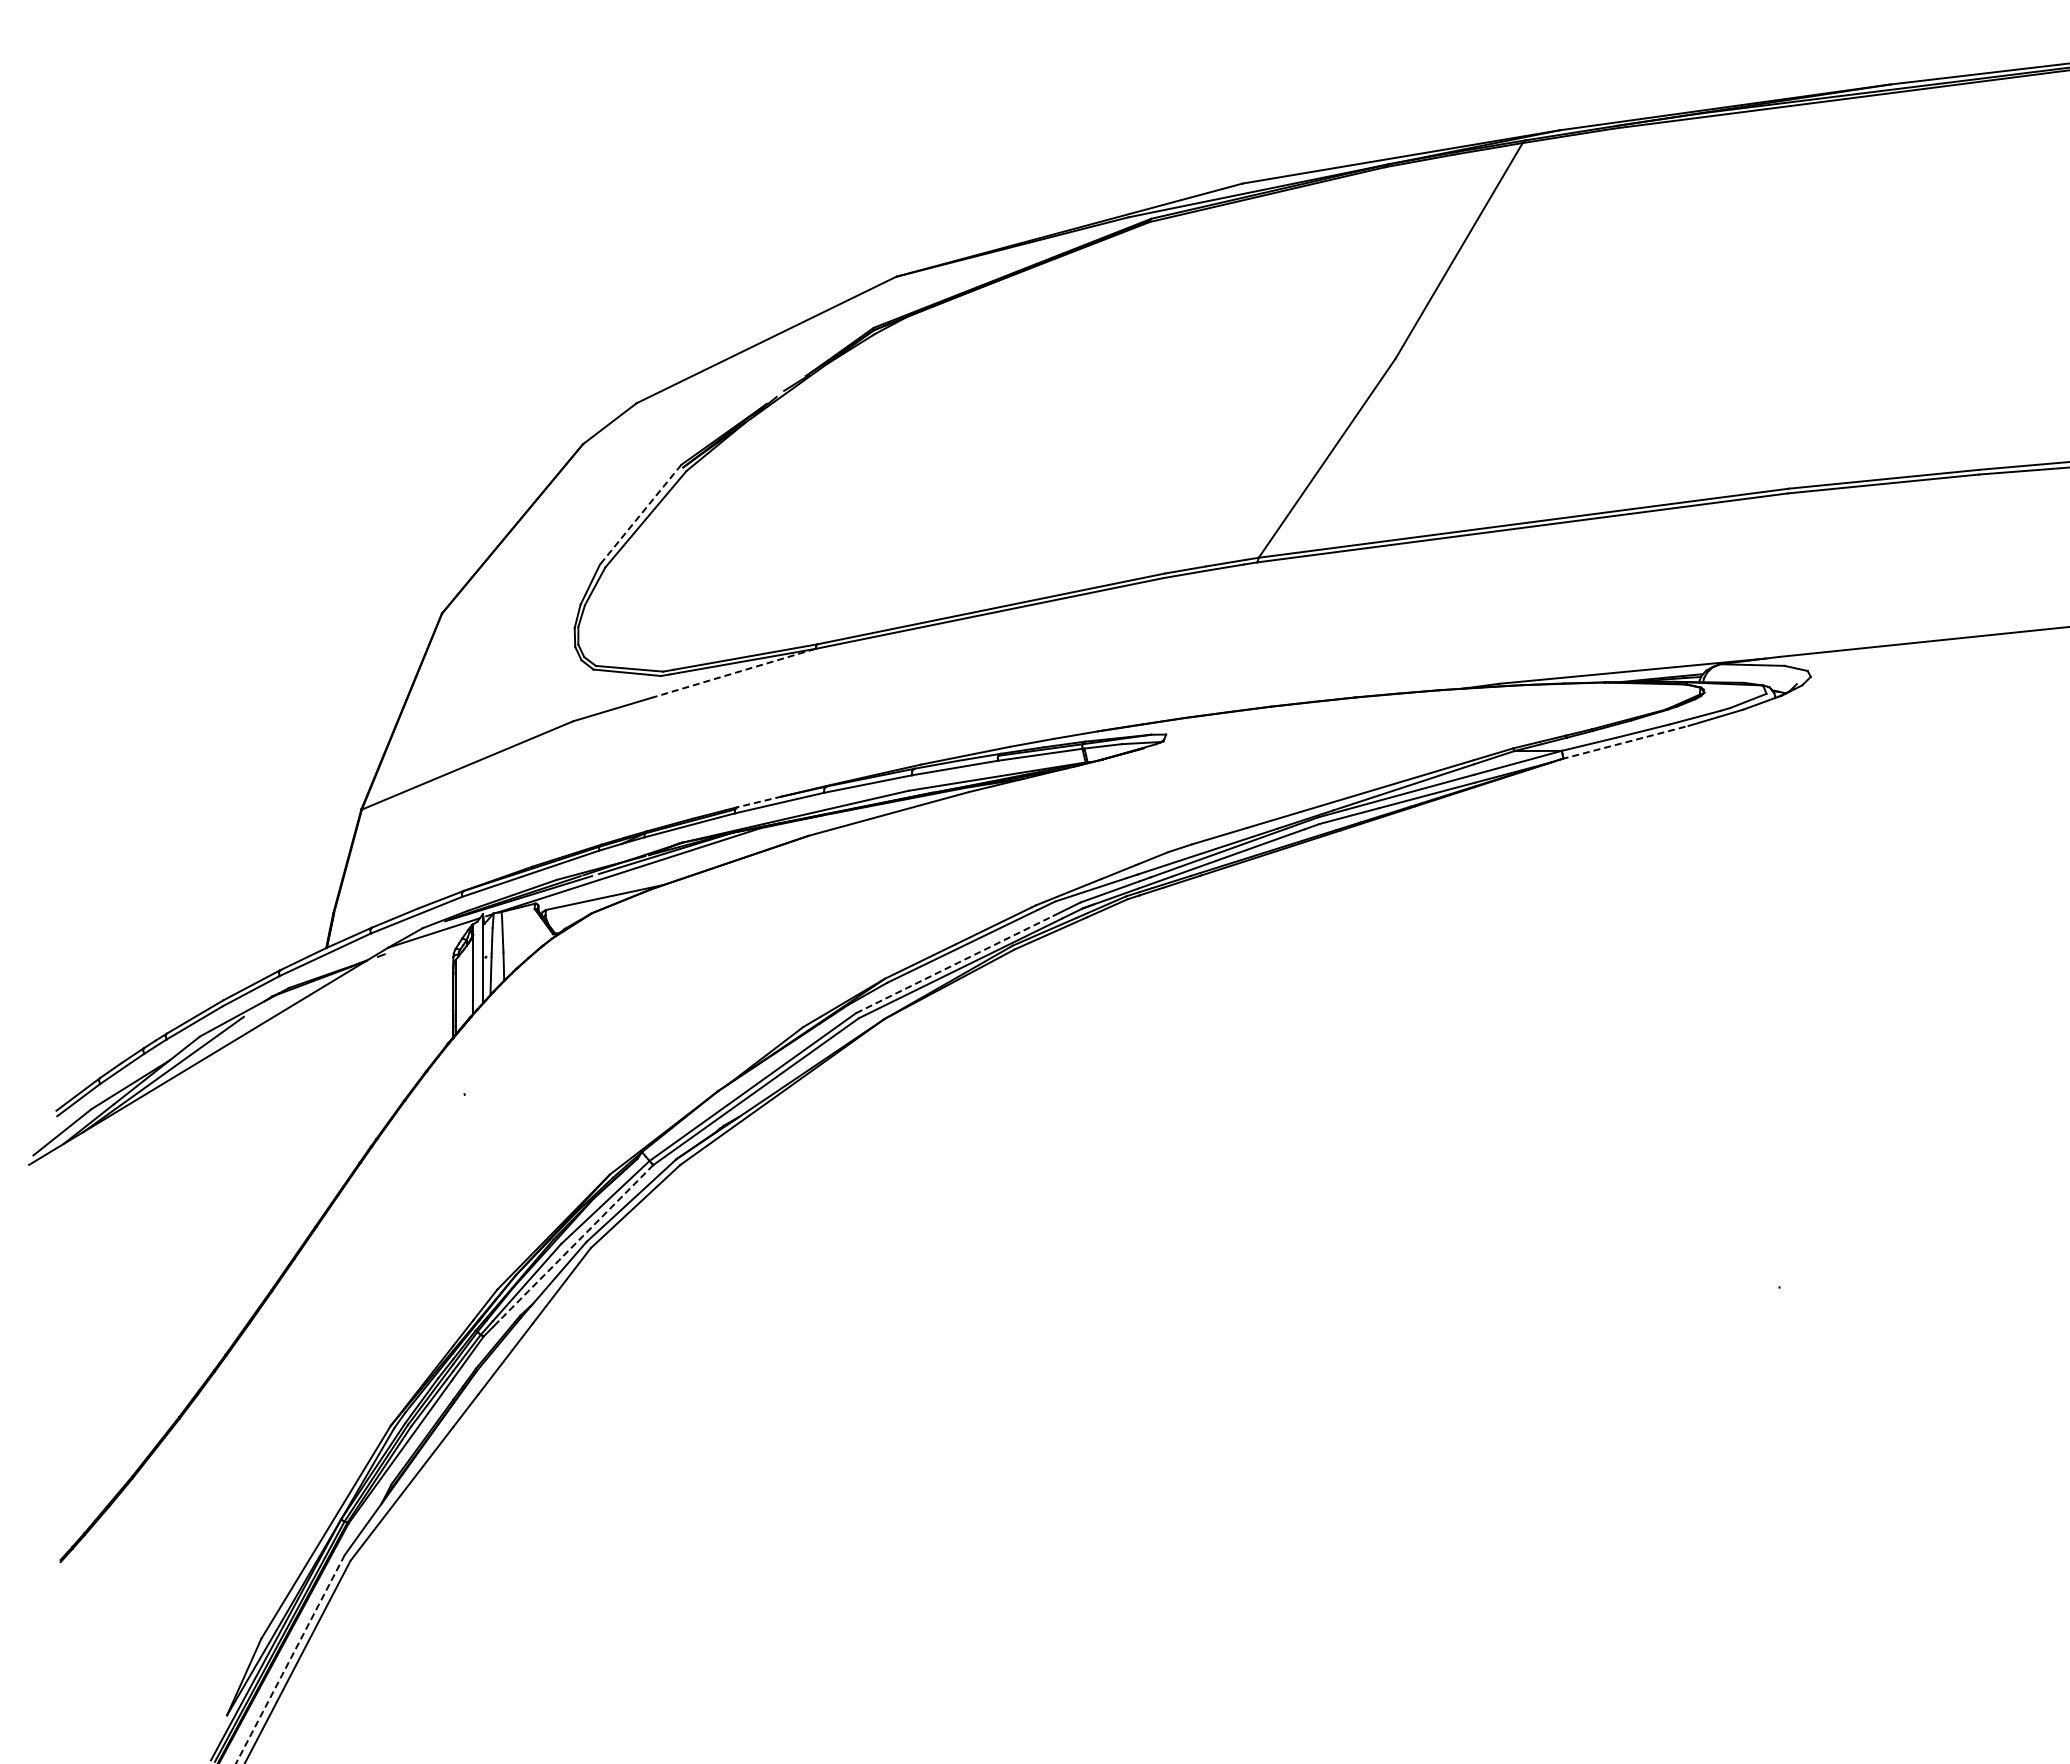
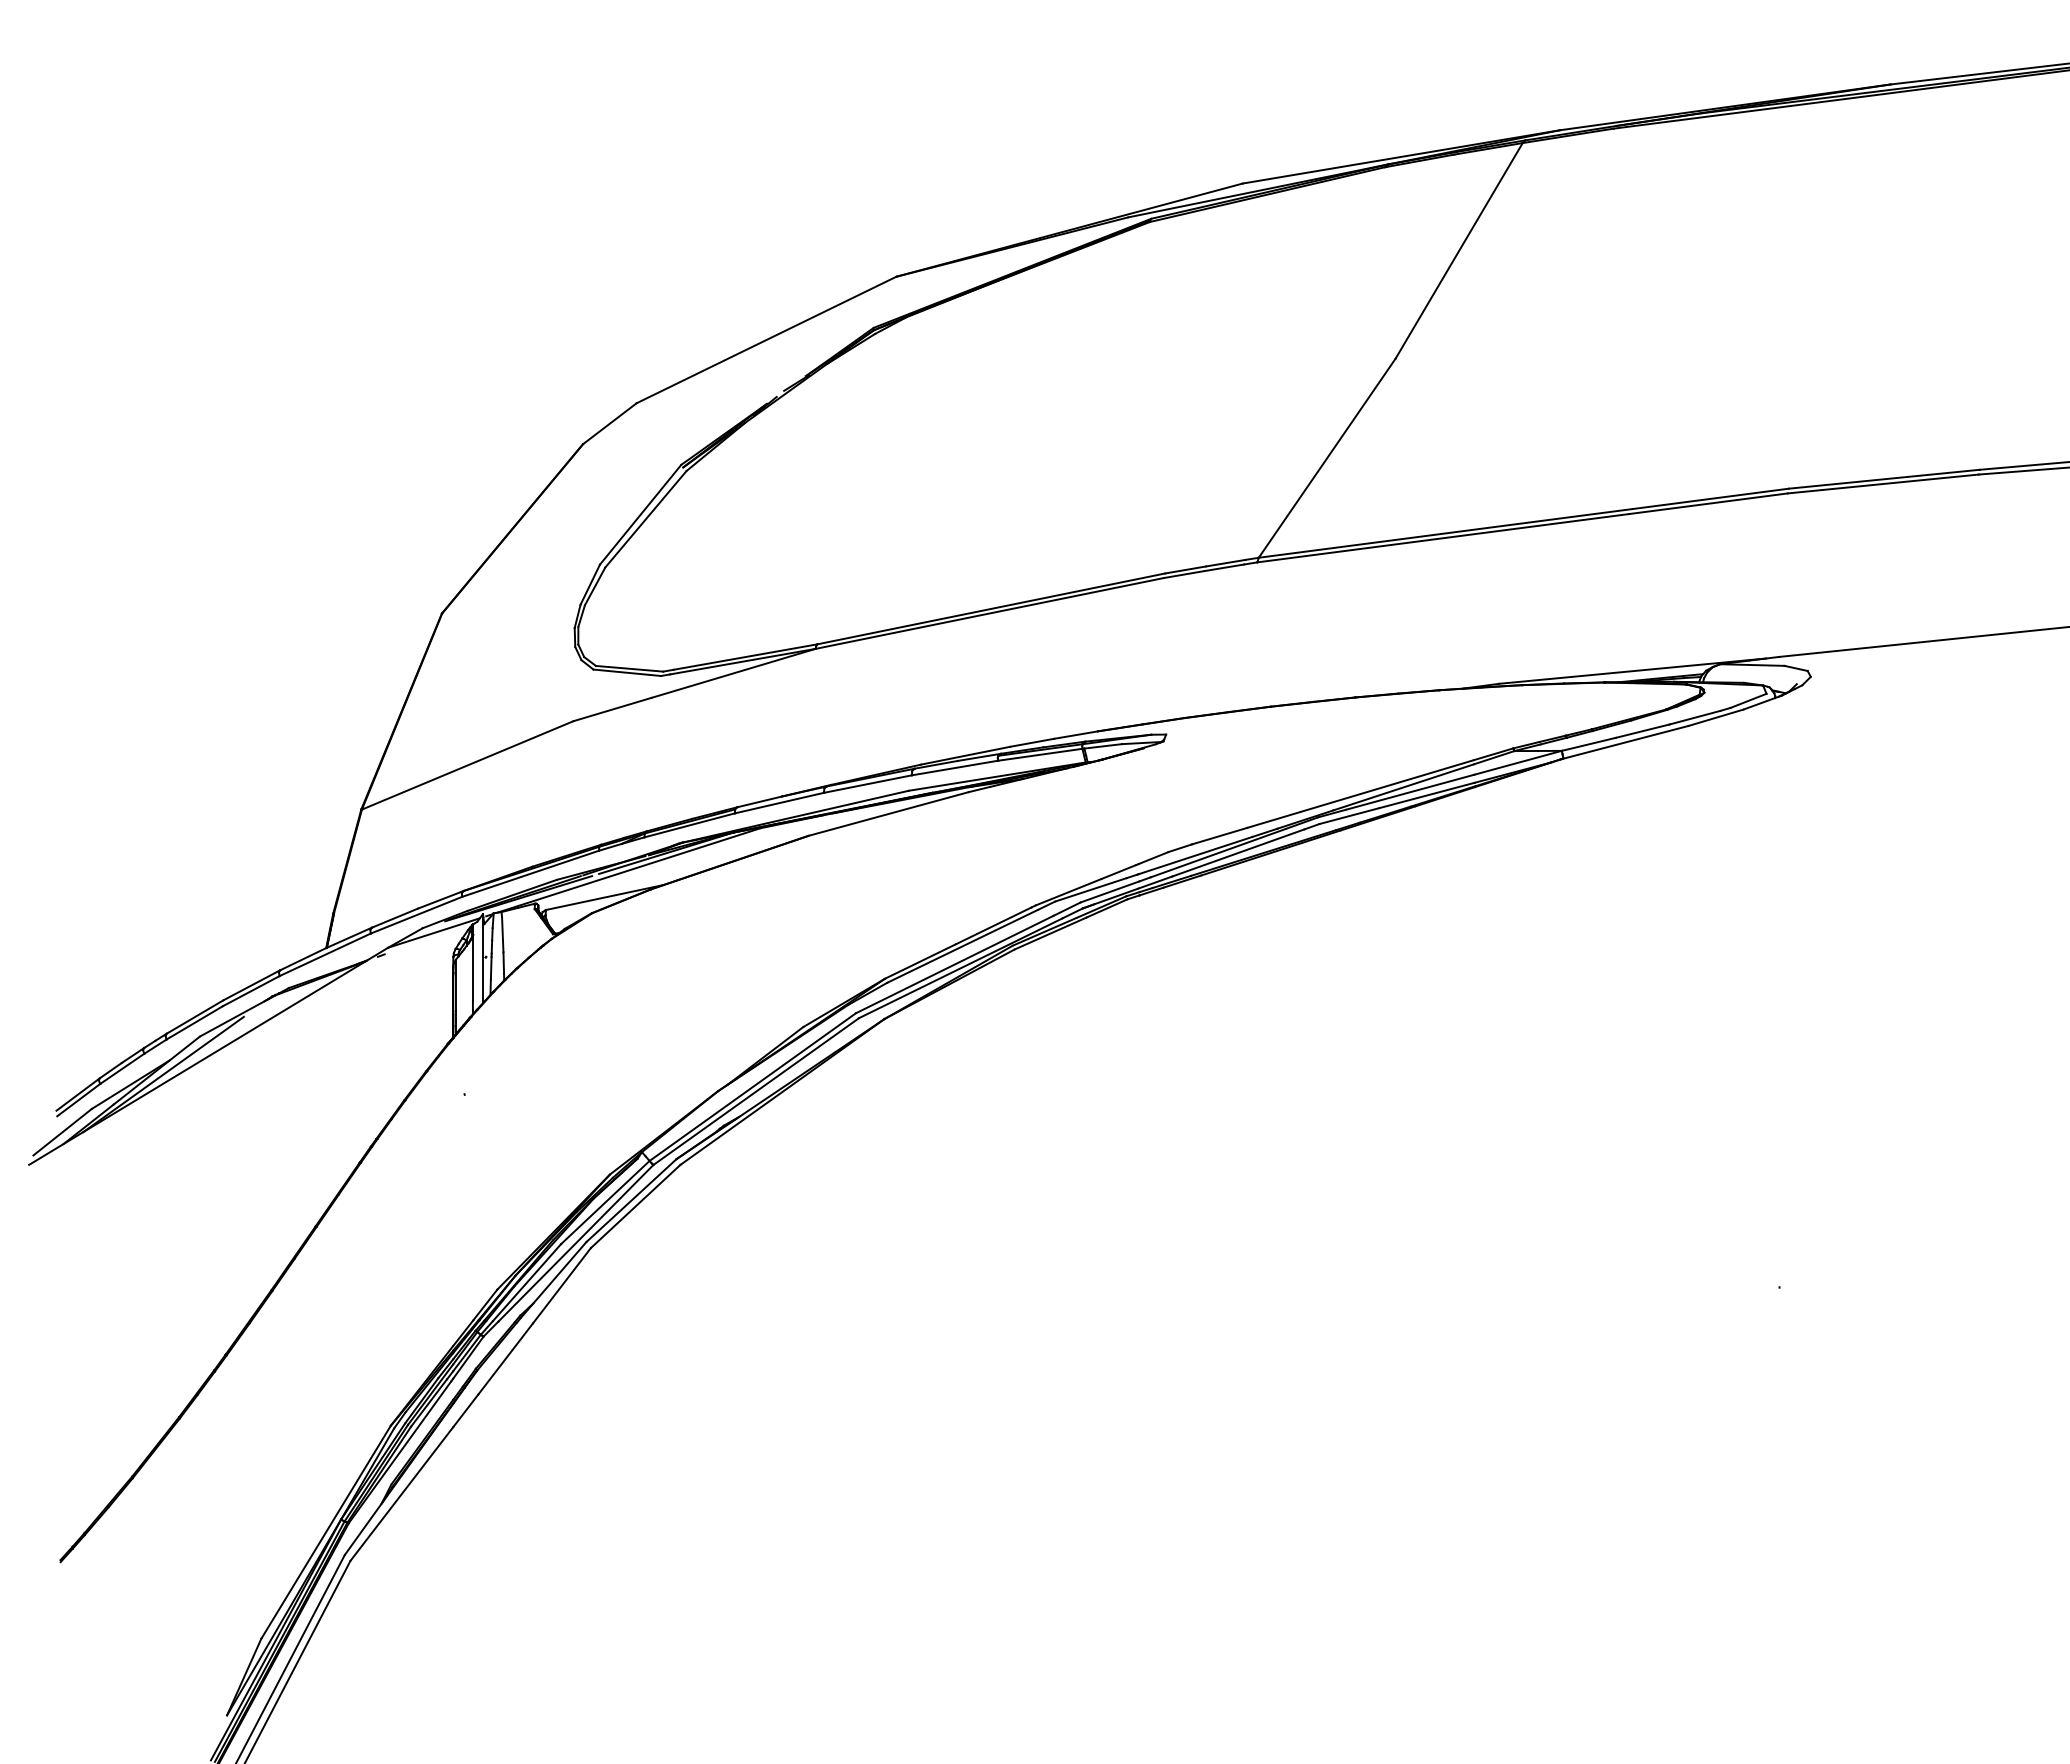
line: dashed -> solid (640, 515)
line: dashed -> solid (733, 673)
line: dashed -> solid (1625, 742)
line: dashed -> solid (759, 802)
line: dashed -> solid (955, 964)
line: dashed -> solid (575, 1243)
line: dashed -> solid (290, 1659)
